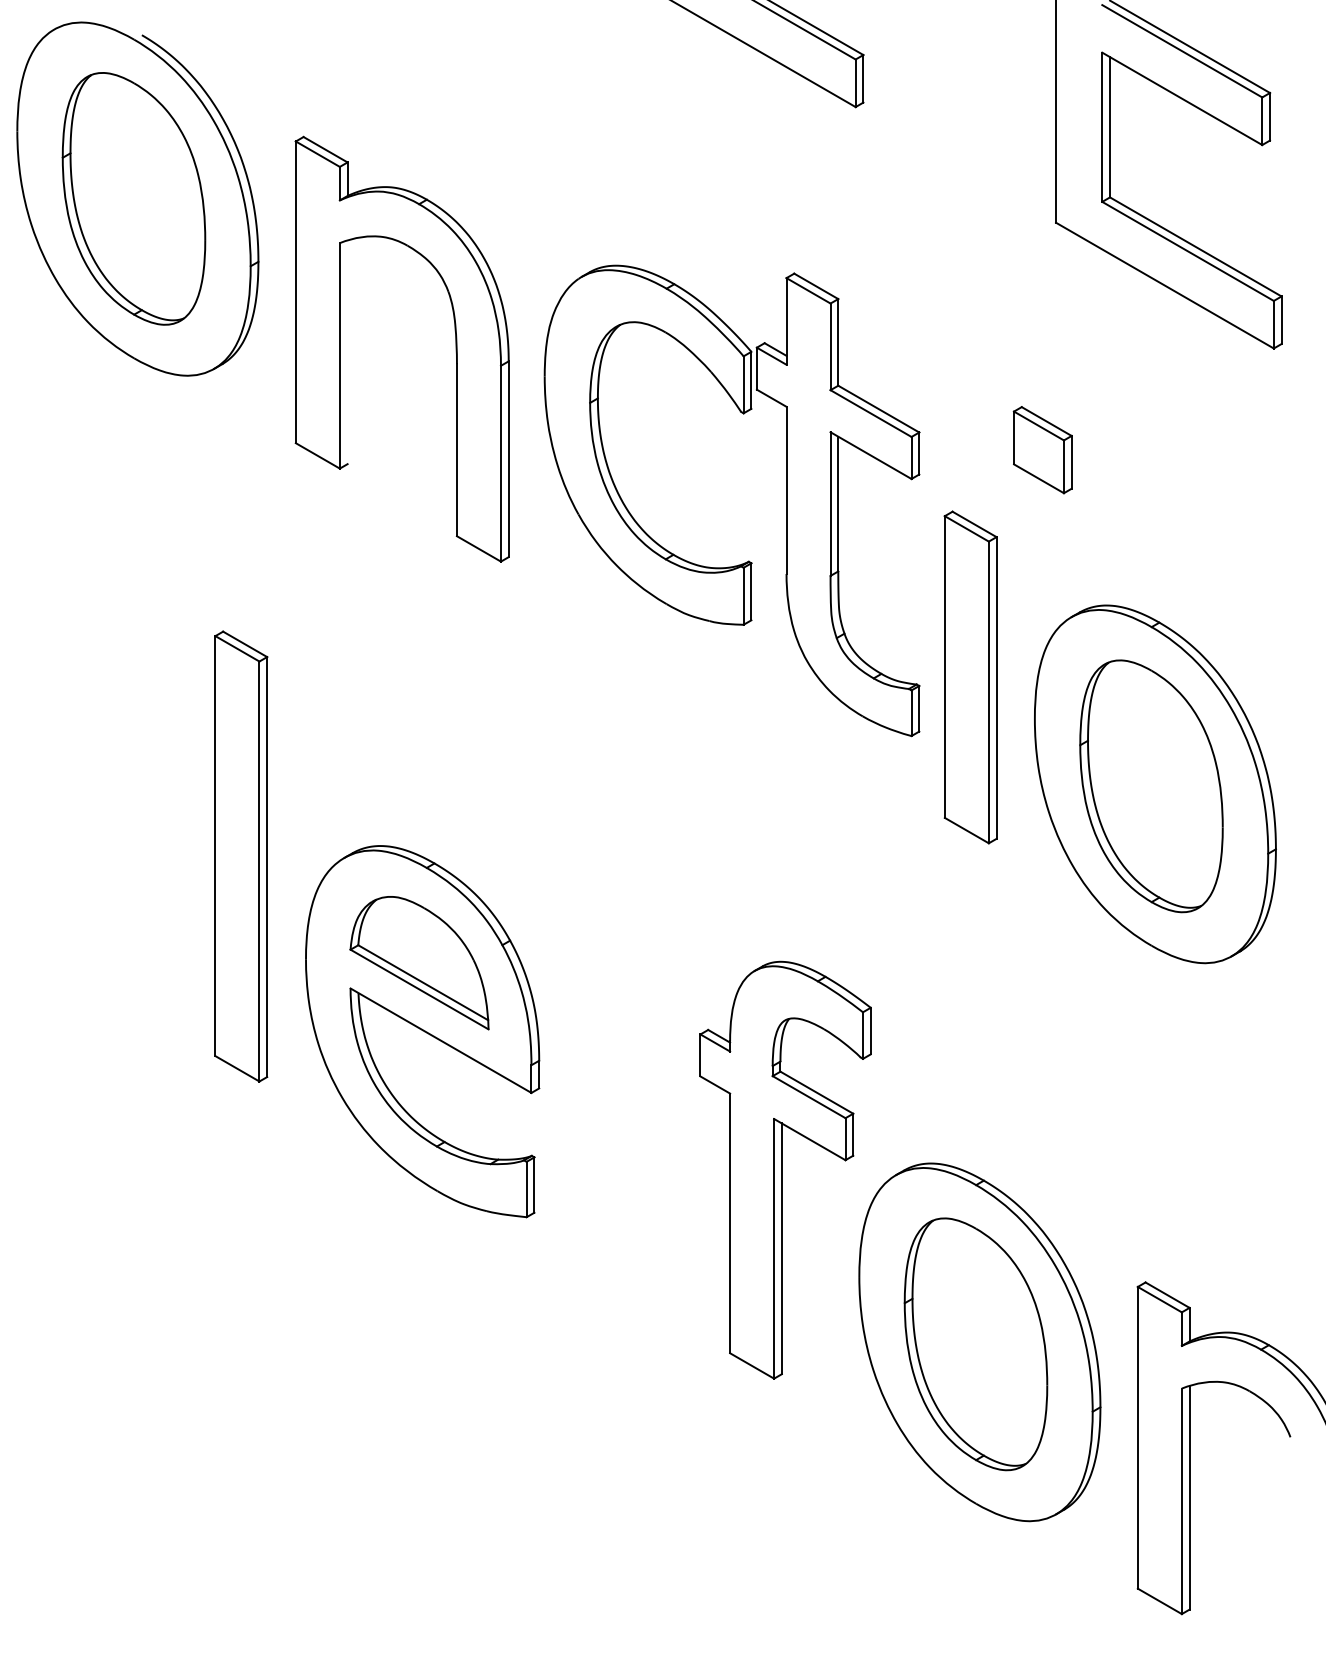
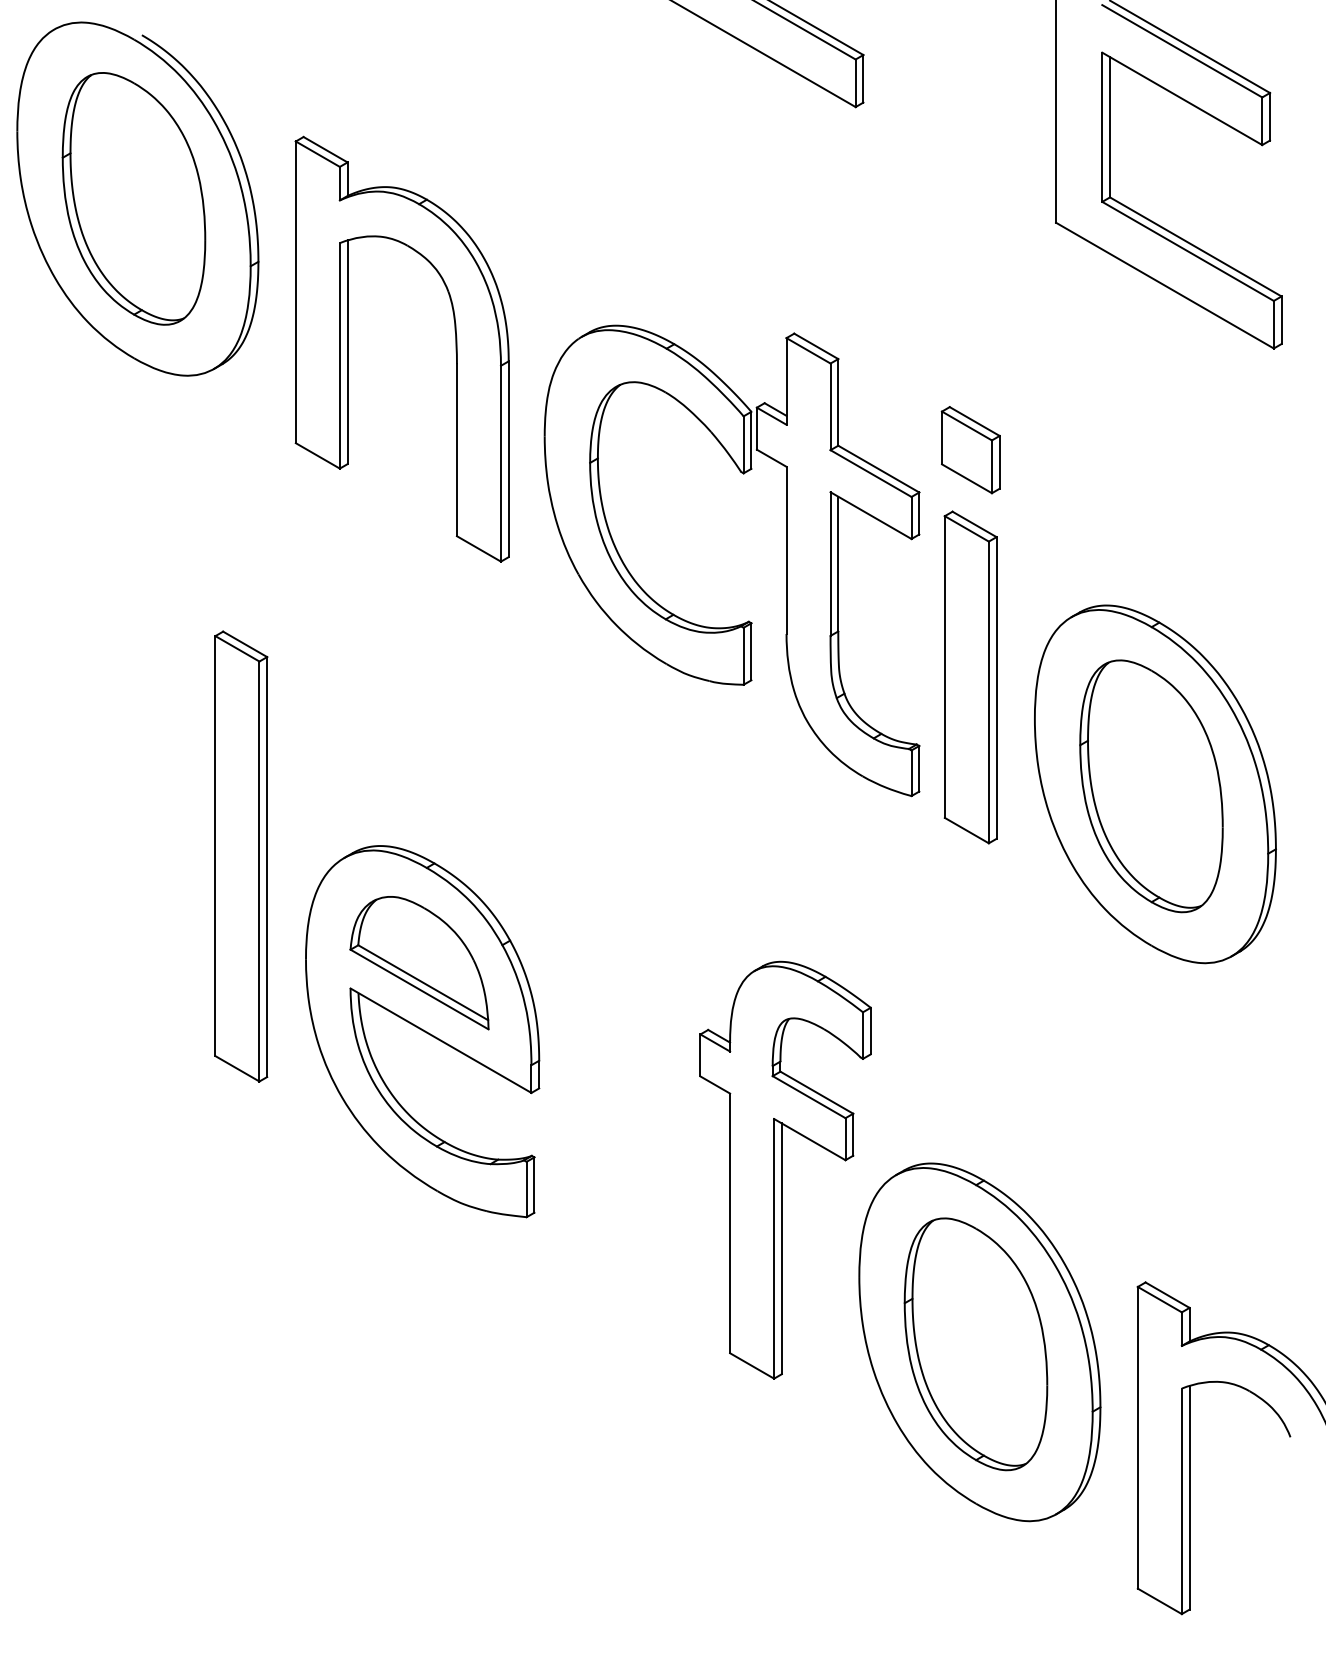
line: none -> present (347, 352)
part position: (1042, 450) -> (970, 450) (970, 450)
part position: (786, 500) -> (786, 560) (786, 560)
